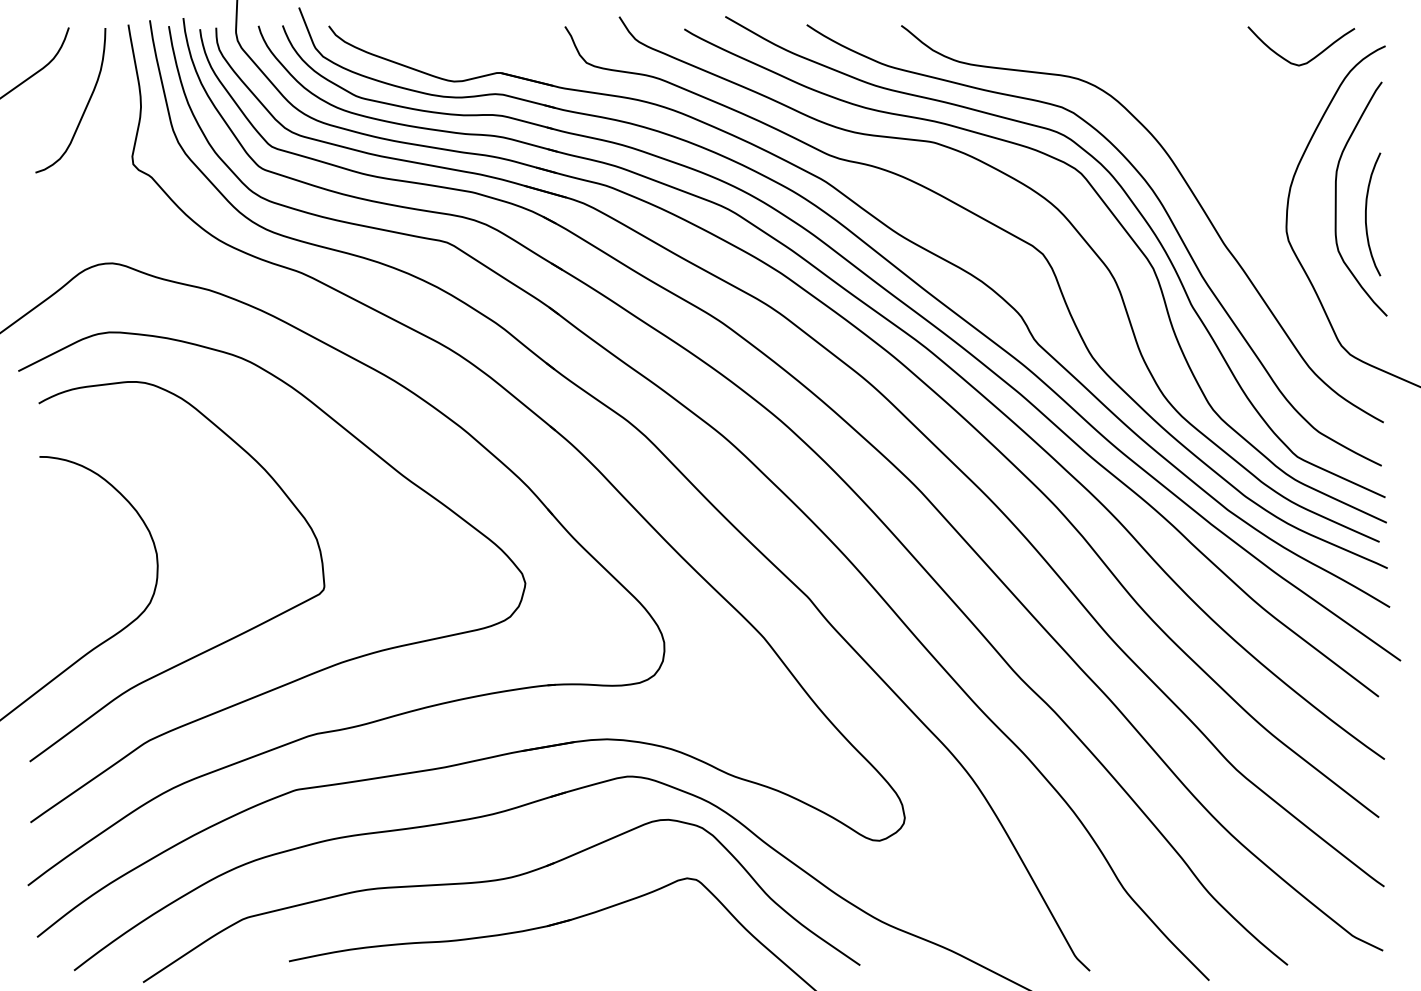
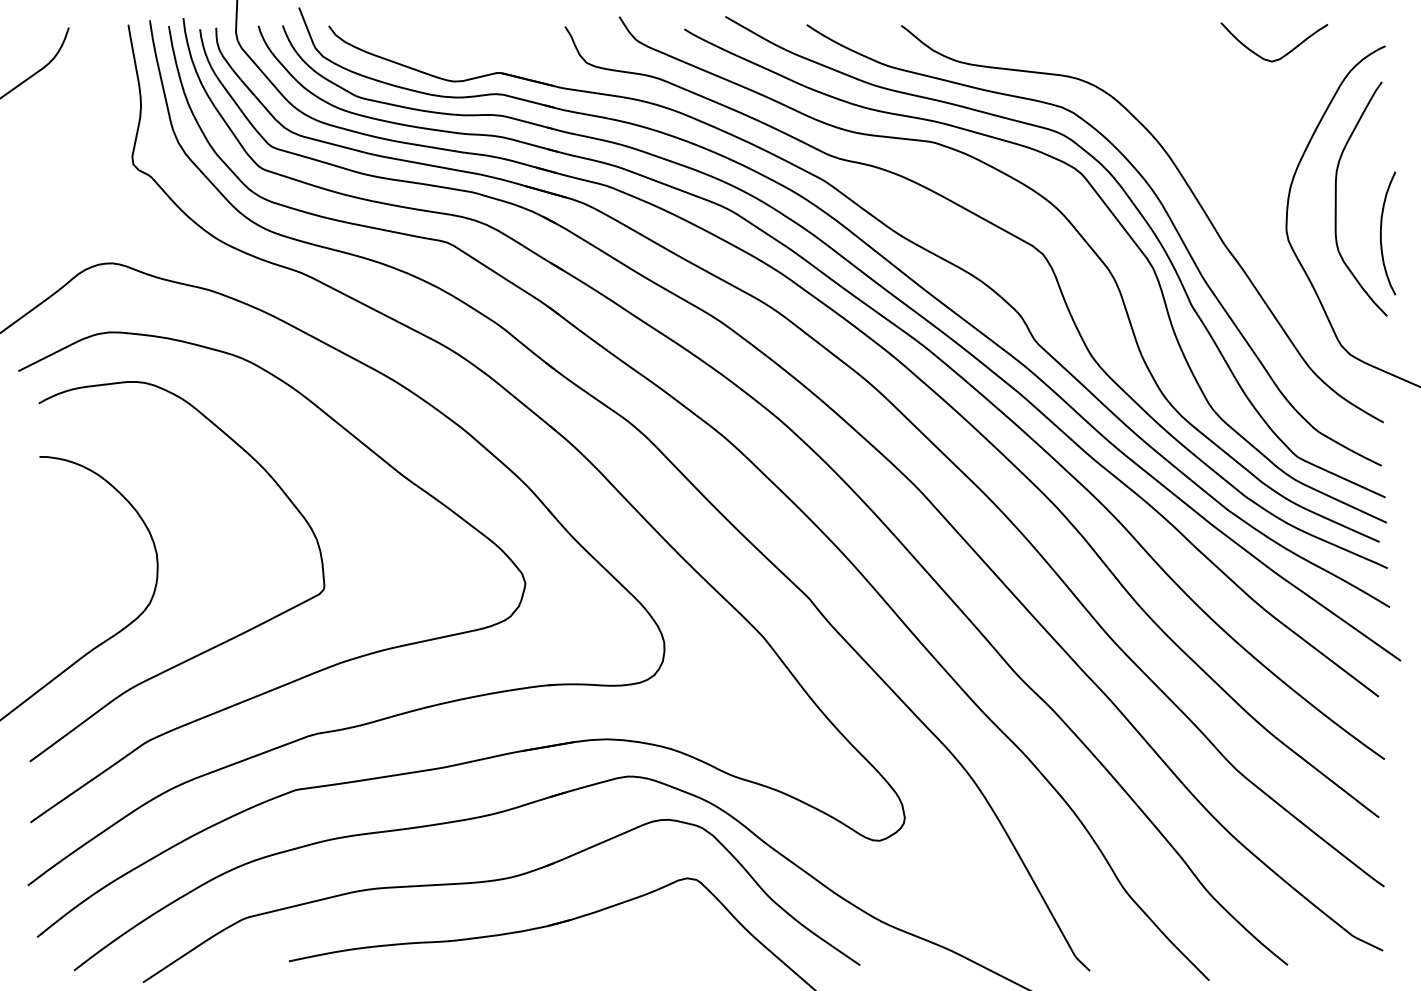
curve position: (1311, 58) -> (1284, 54) (1284, 54)
curve: present -> none (84, 108)
curve position: (1366, 214) -> (1381, 233) (1381, 233)
